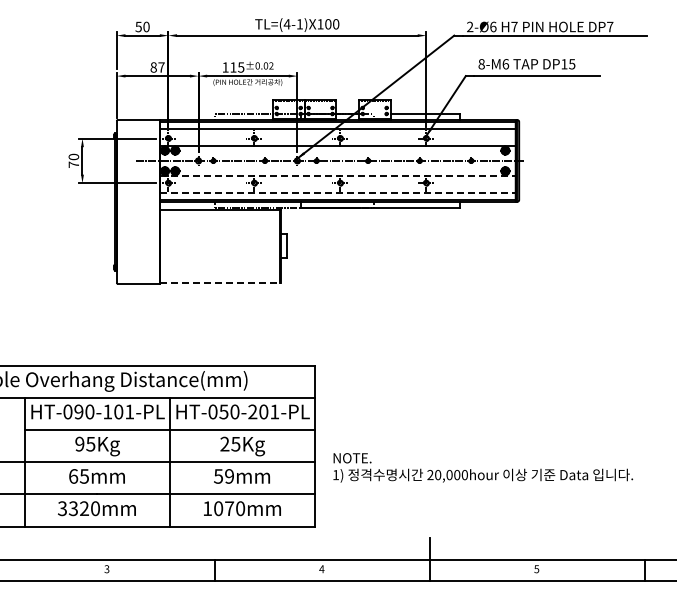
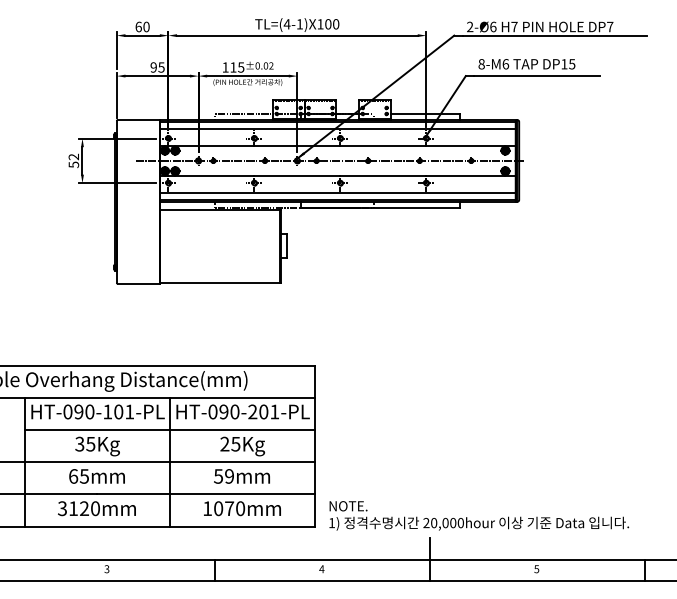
text: 50 -> 60 (138, 26)
text: 87 -> 95 (157, 67)
text: 70 -> 52 (73, 160)
line: dashed -> solid (337, 175)
line: dashed -> solid (337, 192)
line: dashed -> solid (220, 282)
text: HT-050-201-PL -> HT-090-201-PL (223, 411)
text: 95Kg -> 35Kg (79, 444)
text position: (483, 467) -> (479, 515) (479, 515)
text: 3320mm -> 3120mm (72, 508)
